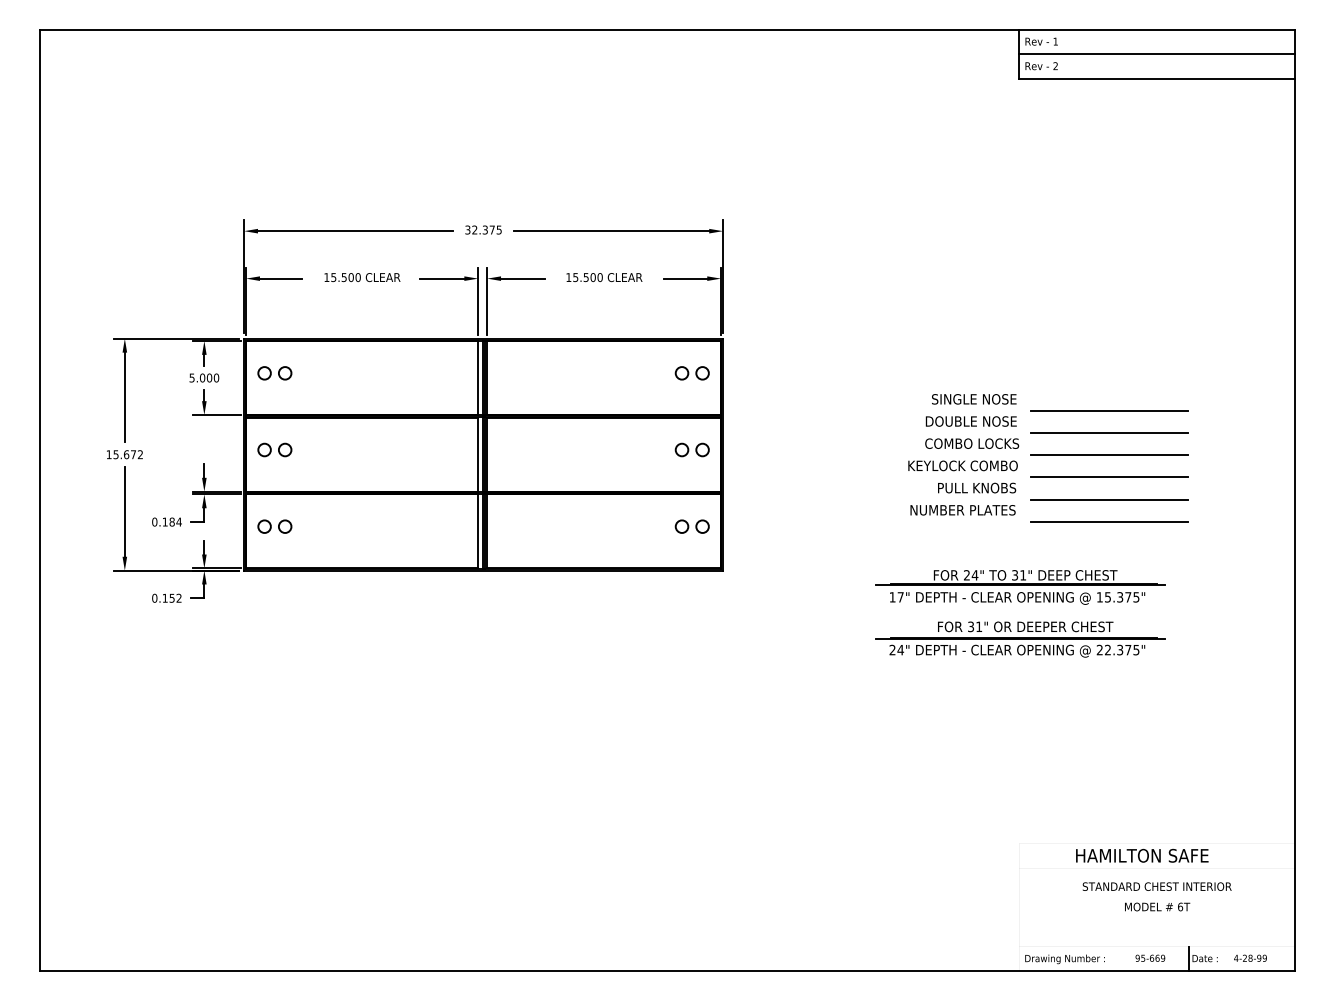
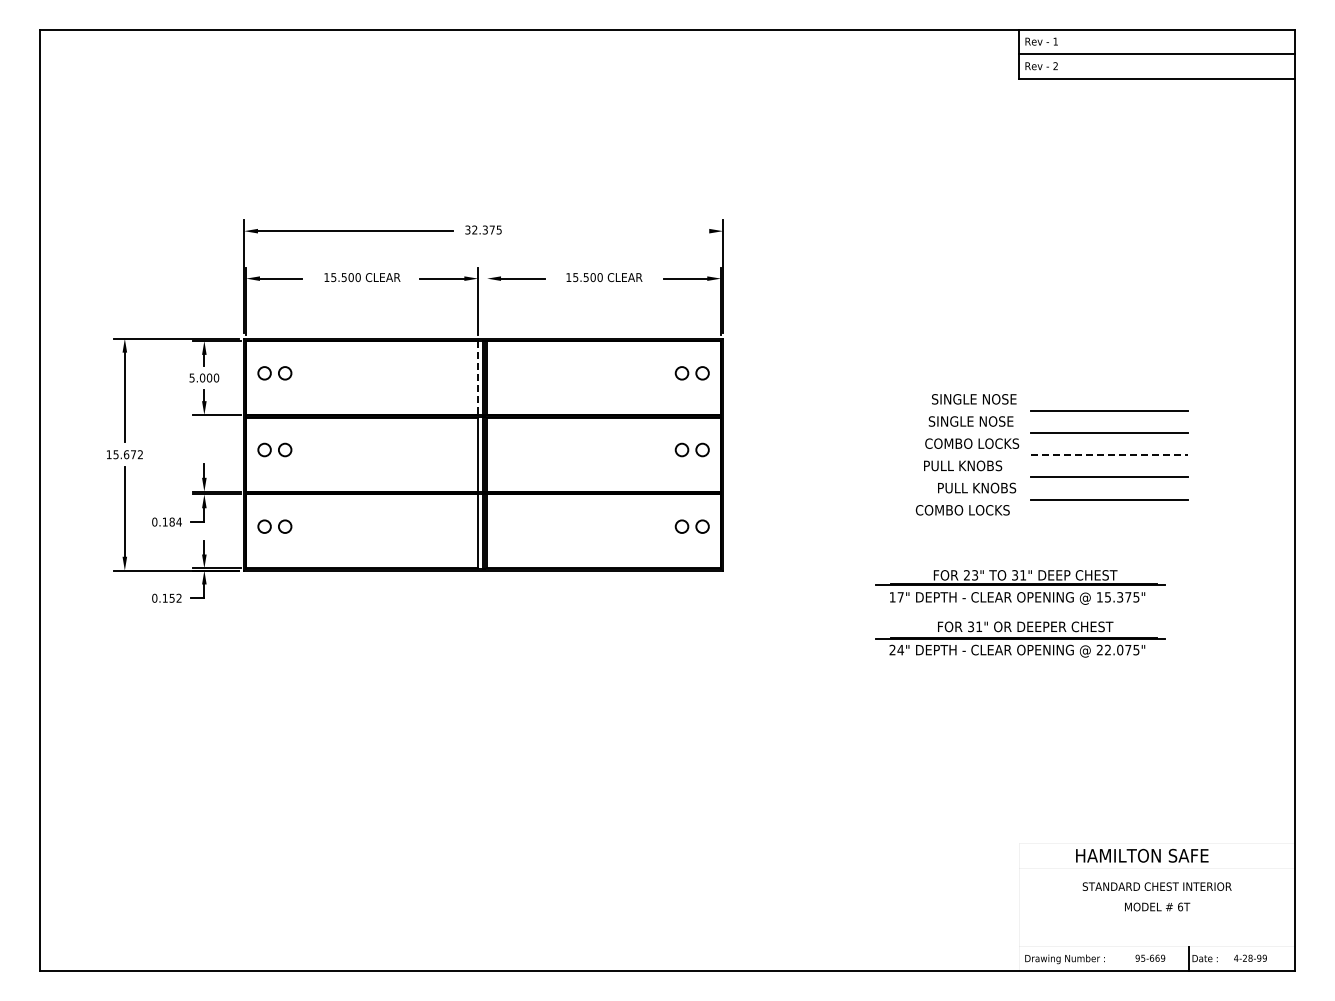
line: present -> none (611, 231)
line: present -> none (487, 301)
line: solid -> dashed (478, 378)
text: DOUBLE NOSE -> SINGLE NOSE (970, 421)
line: solid -> dashed (1109, 455)
text: KEYLOCK COMBO -> PULL KNOBS (962, 465)
text: NUMBER PLATES -> COMBO LOCKS (962, 510)
line: present -> none (1109, 521)
text: 24" -> 23" (974, 575)
text: 22.375" -> 22.075" (1120, 649)
